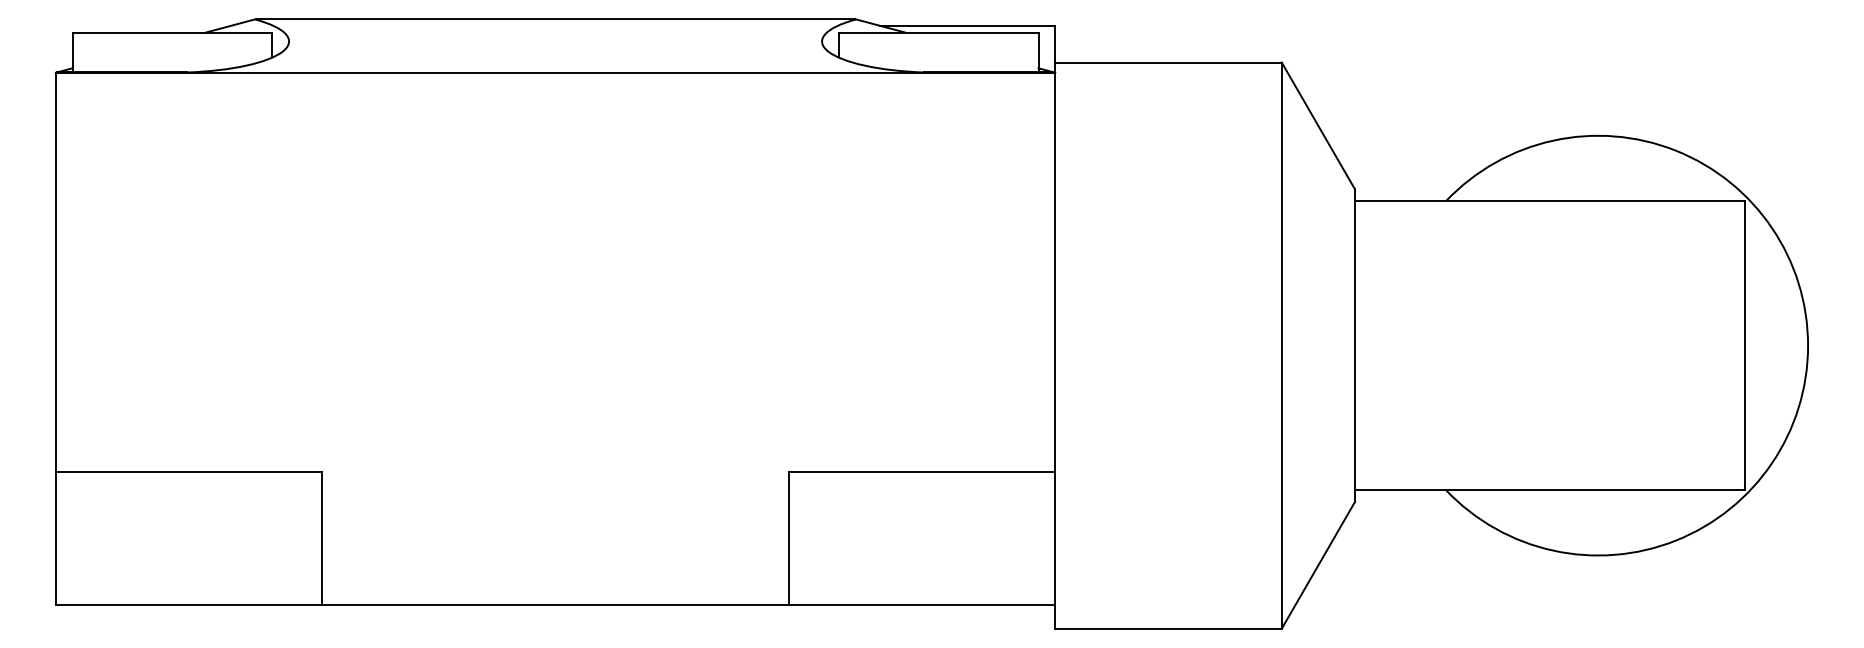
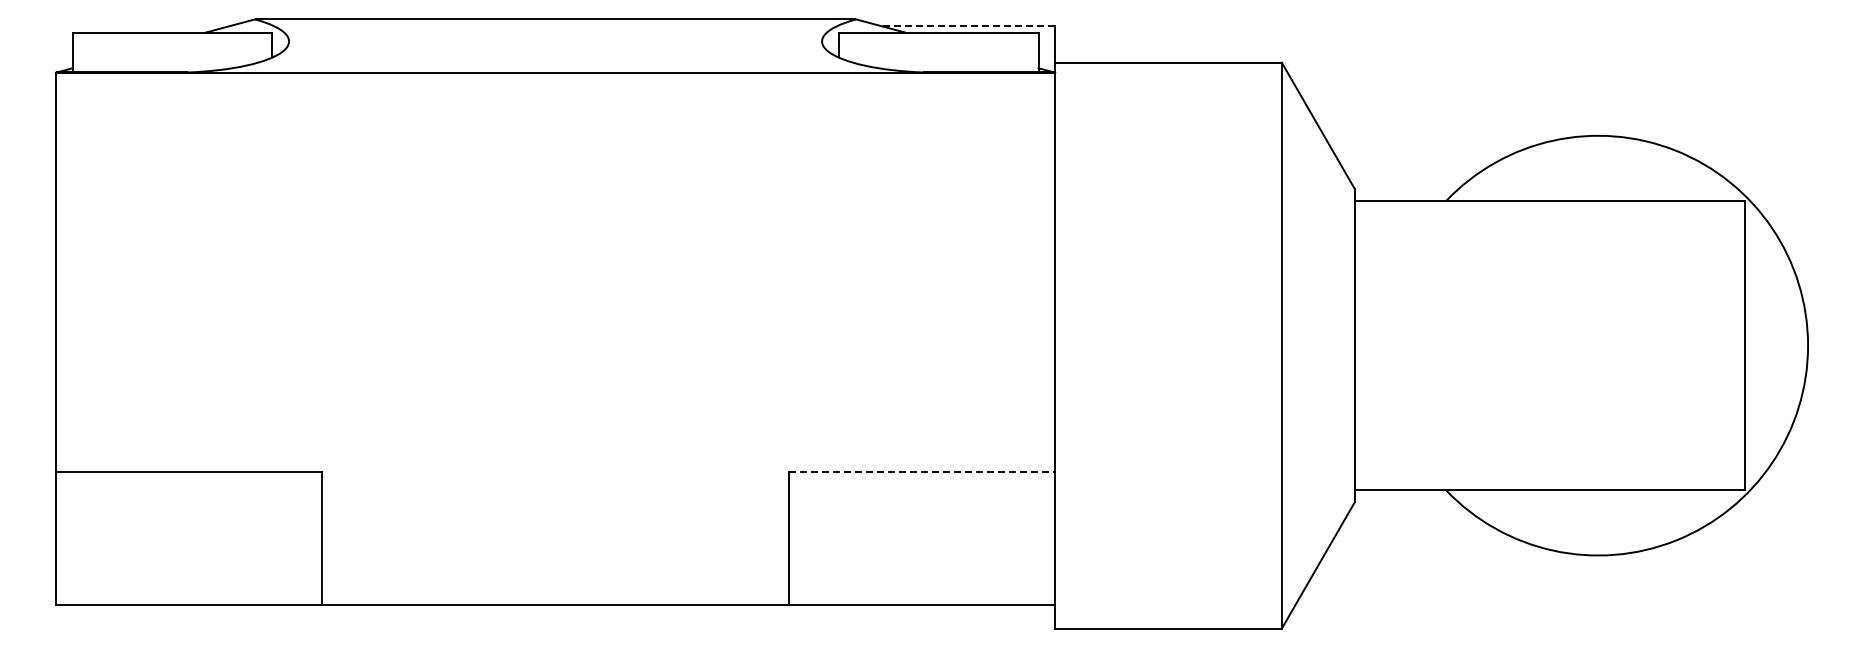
line: solid -> dashed (967, 25)
line: solid -> dashed (922, 472)
